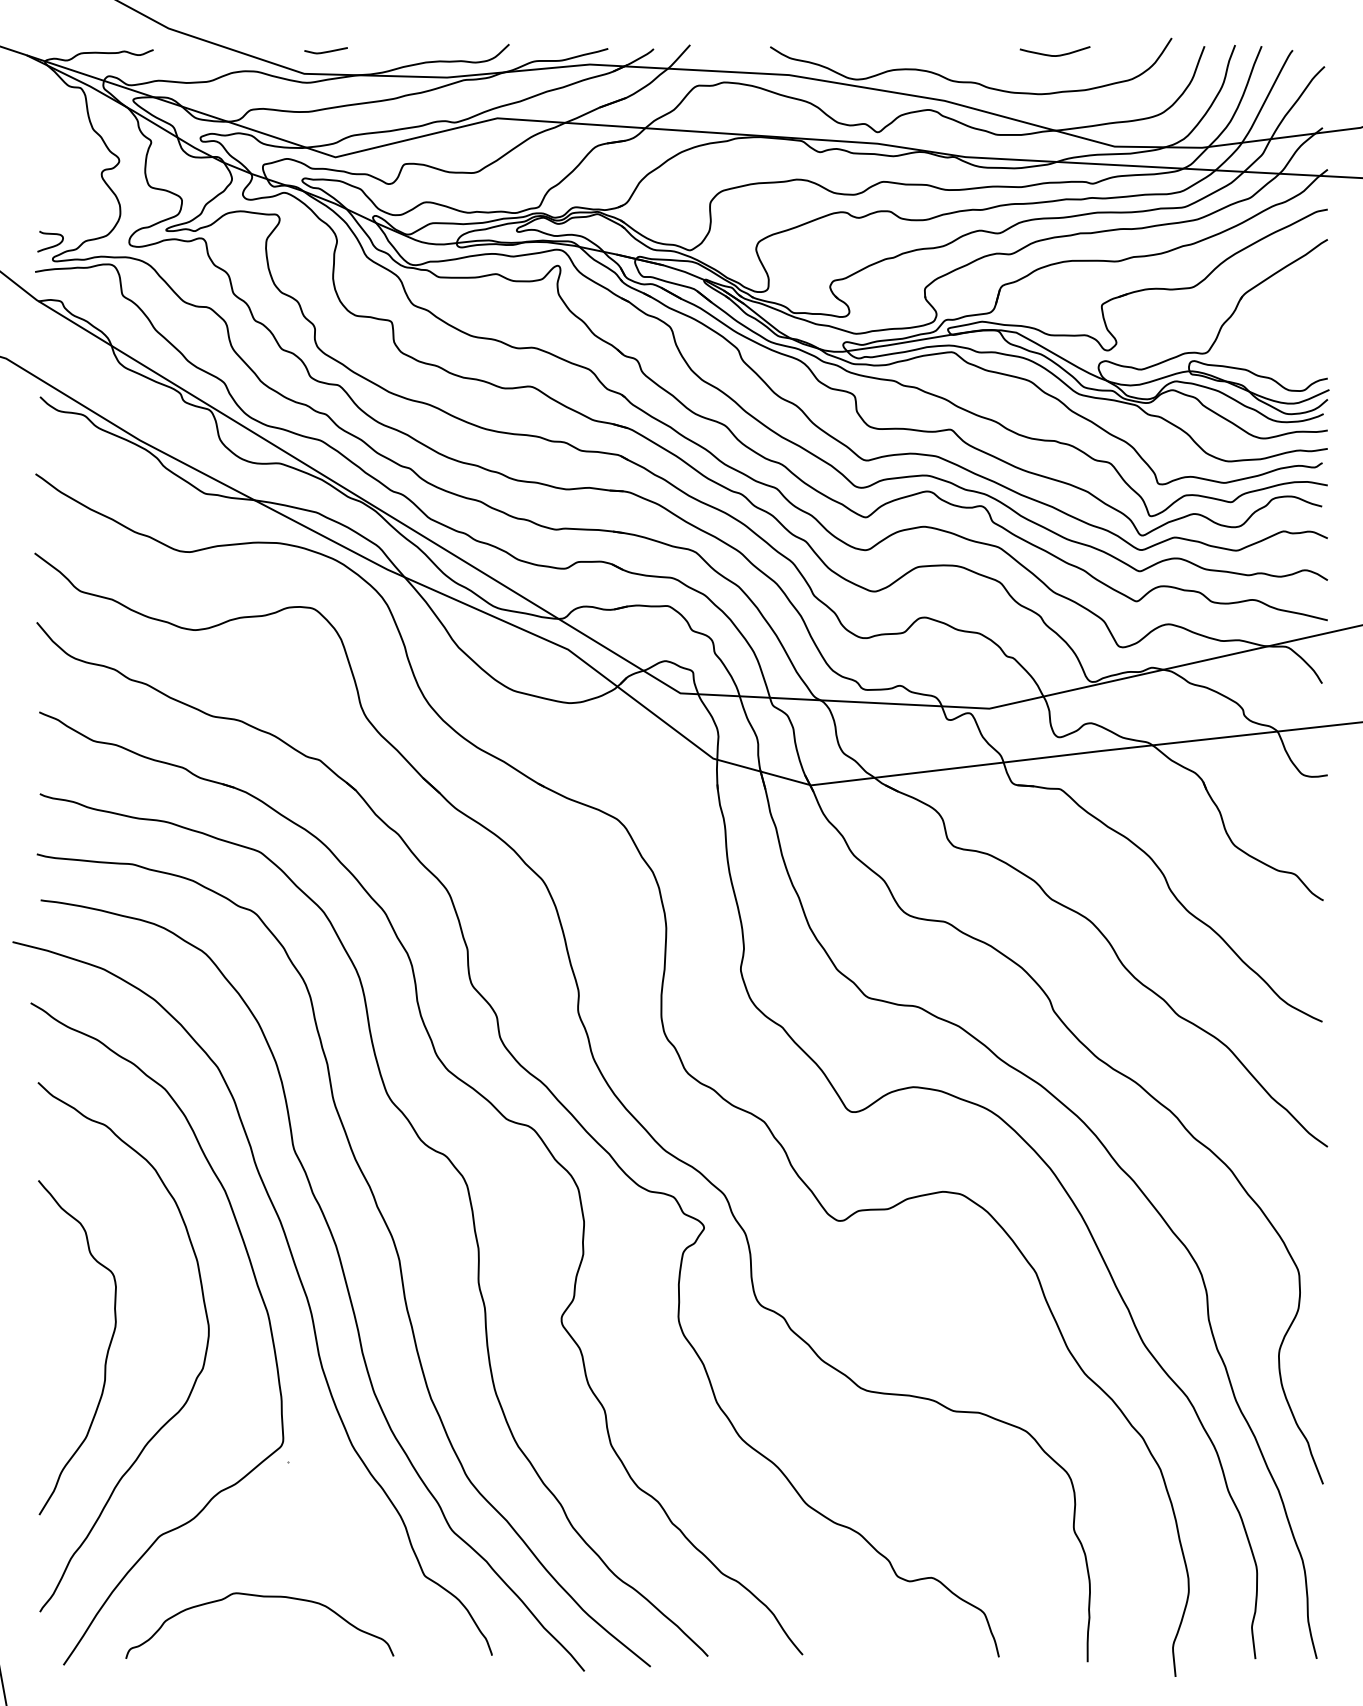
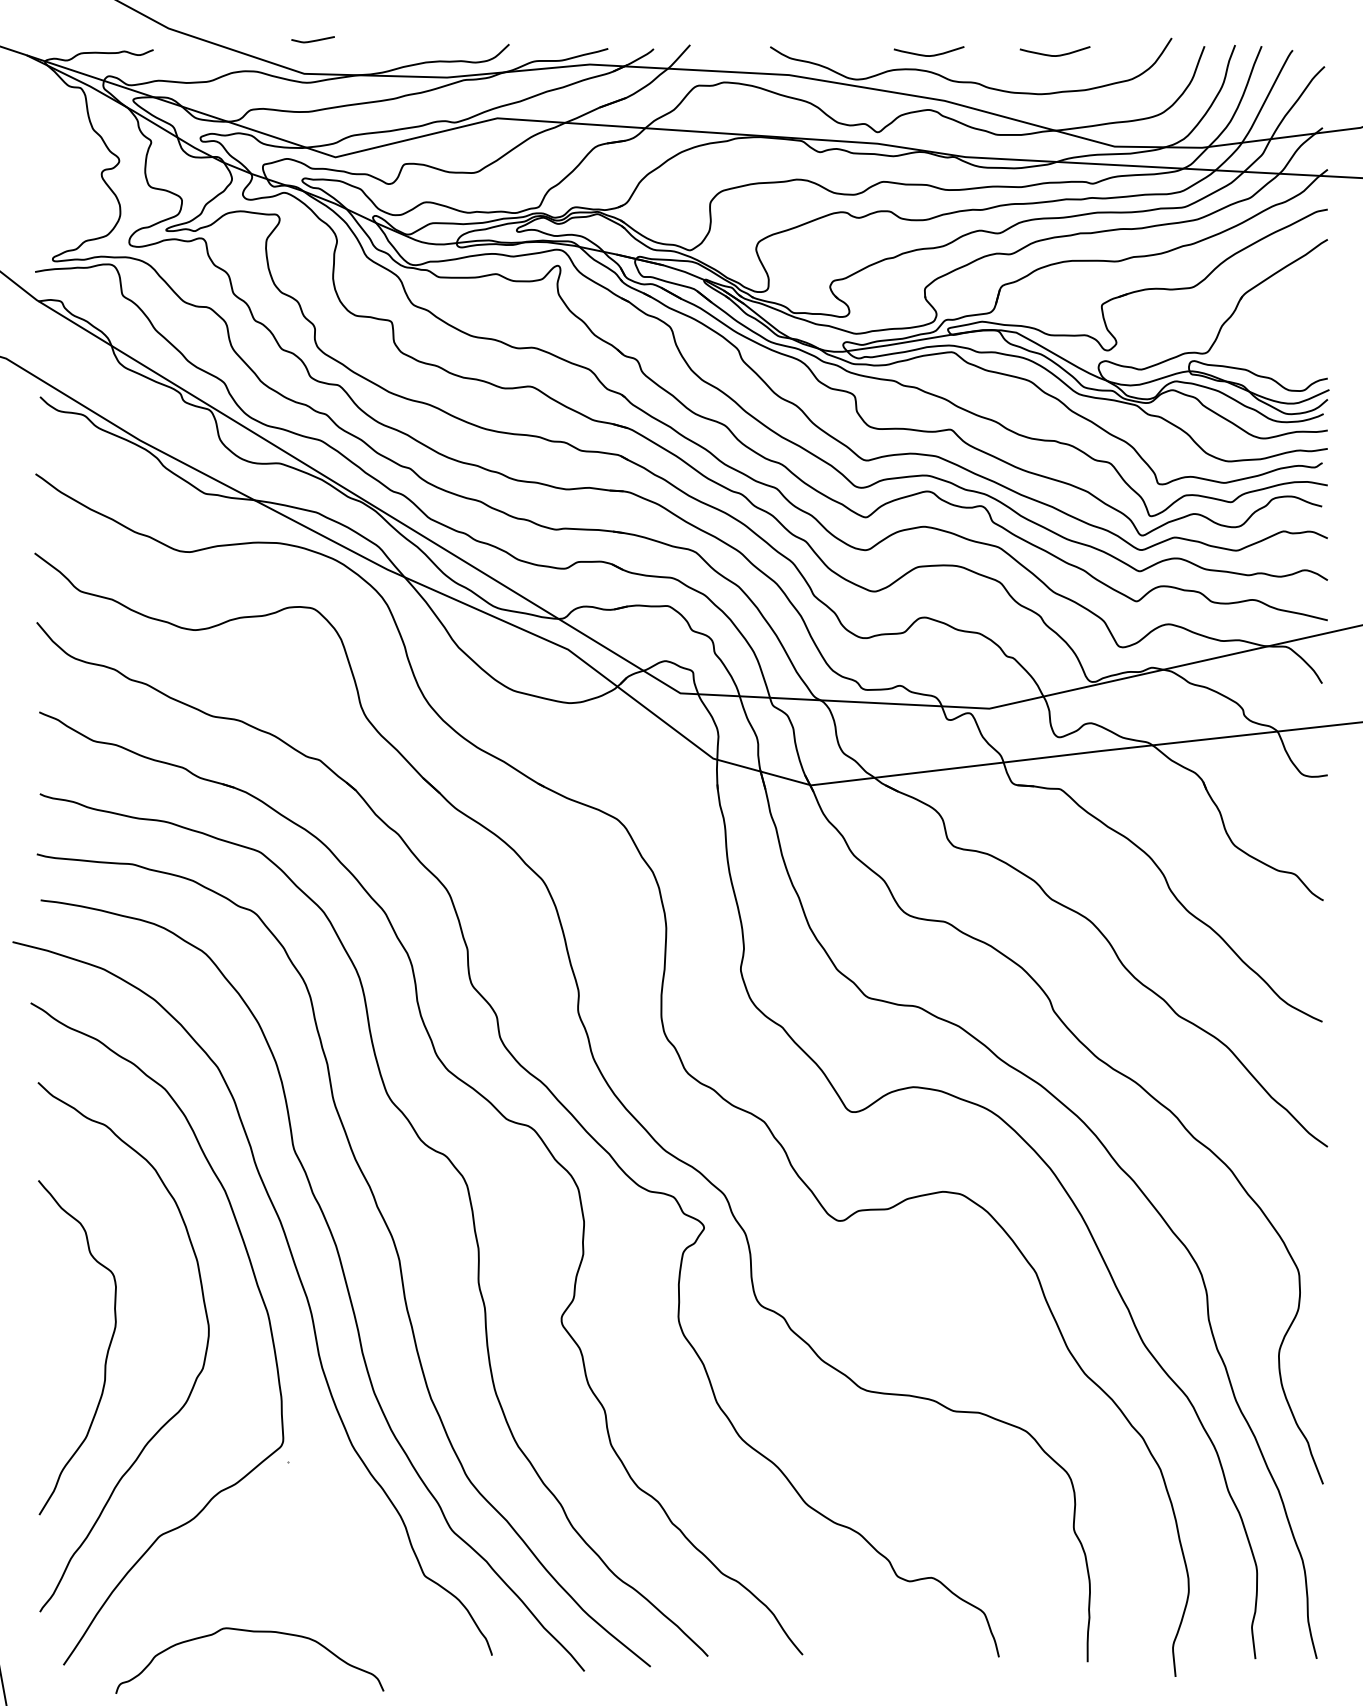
curve position: (325, 51) -> (312, 40) (312, 40)
curve: none -> present (928, 55)
curve: present -> none (53, 245)
curve position: (261, 1597) -> (251, 1632) (251, 1632)
